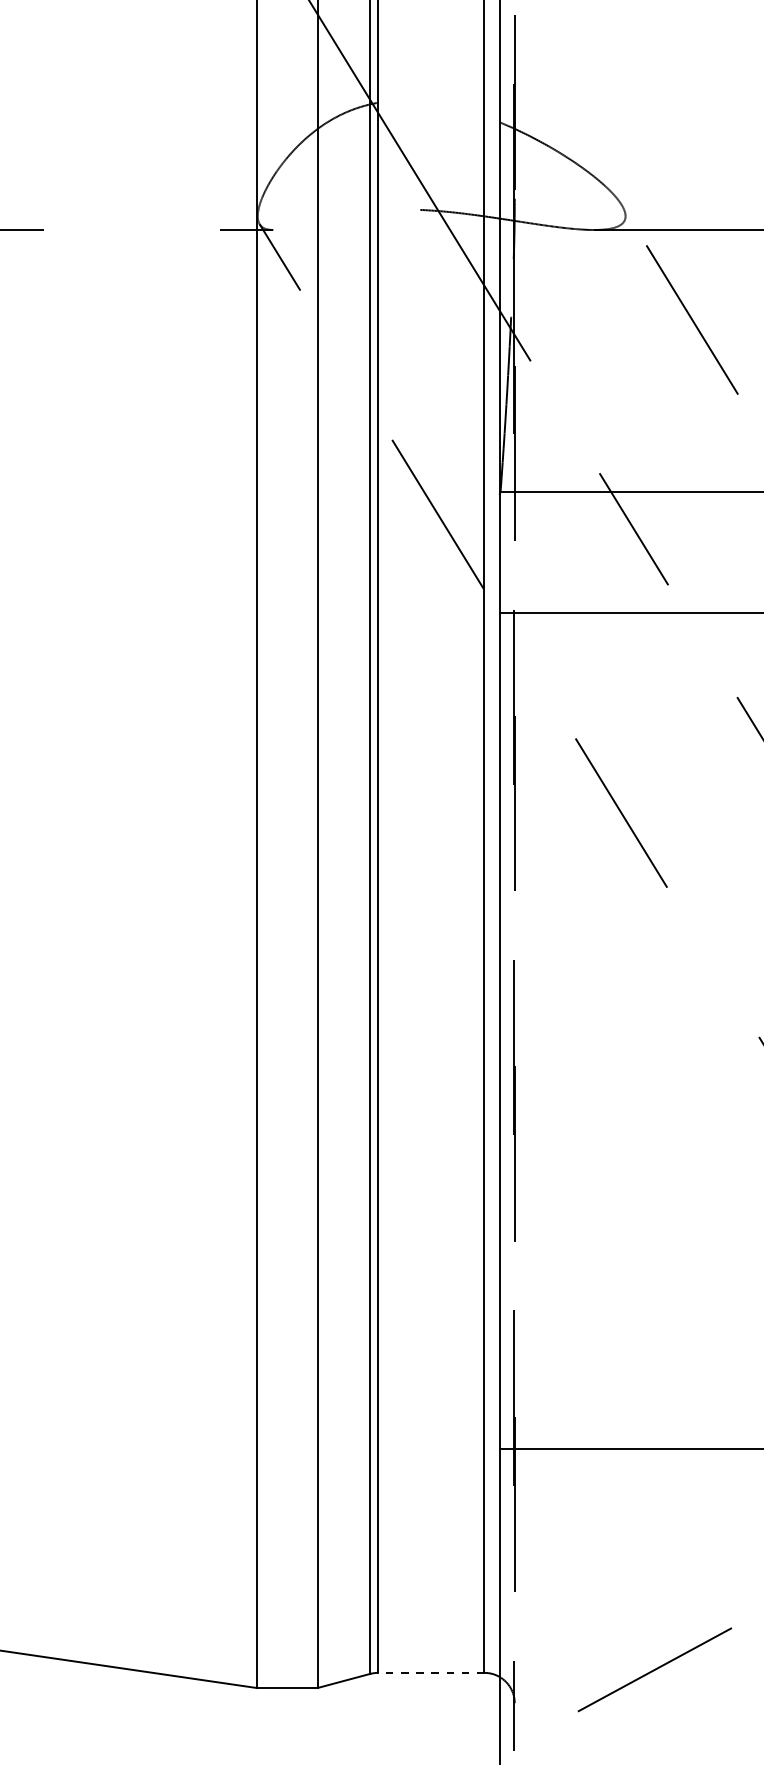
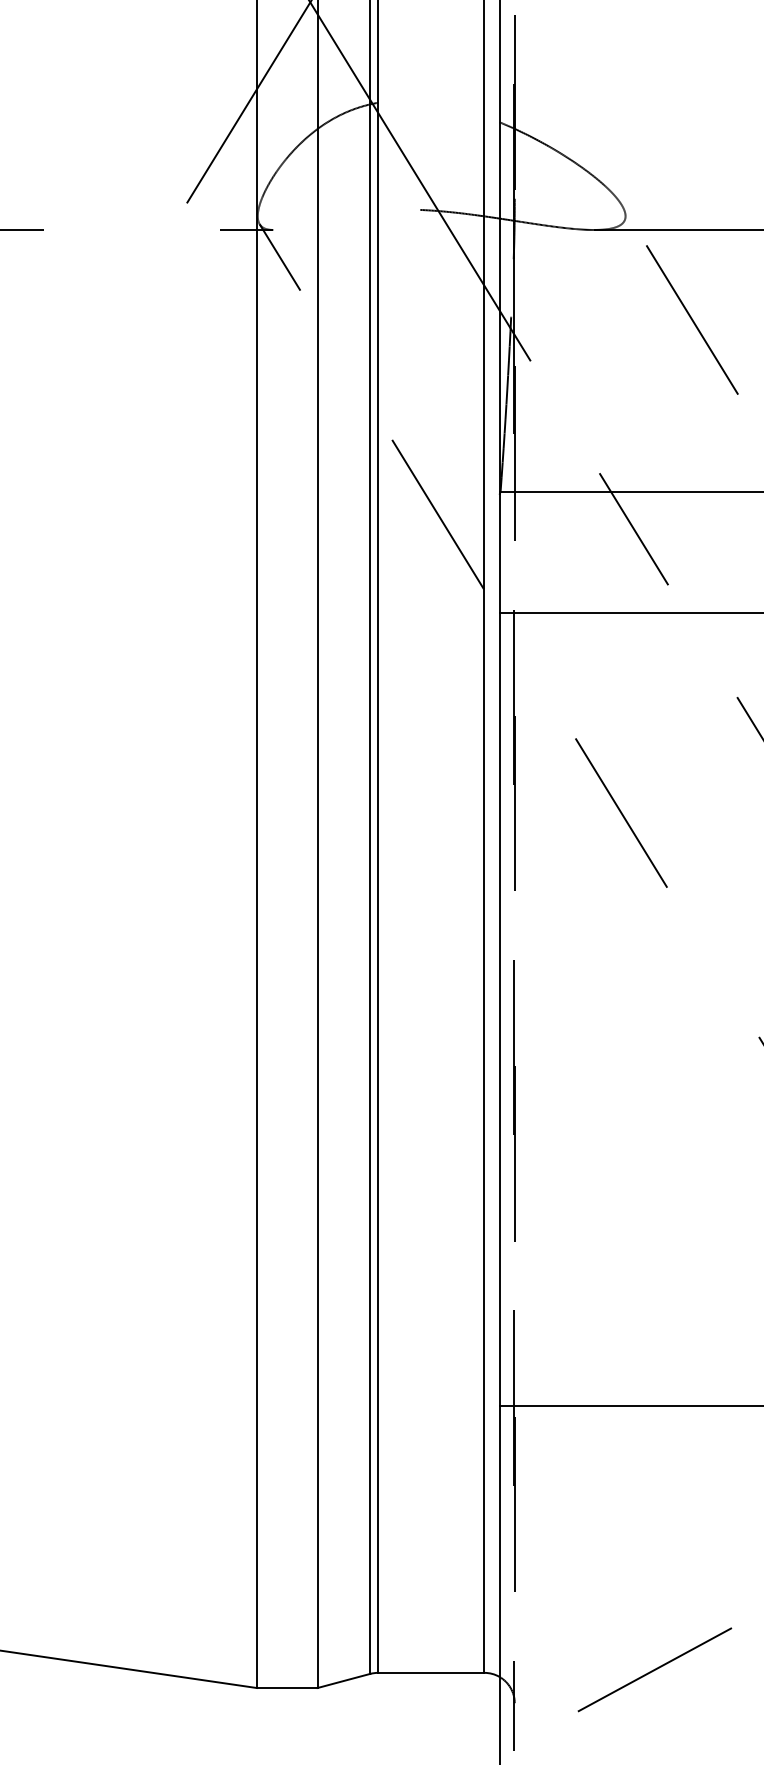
line: none -> present (248, 102)
line position: (629, 1448) -> (629, 1405) (629, 1405)
line: dashed -> solid (430, 1672)
